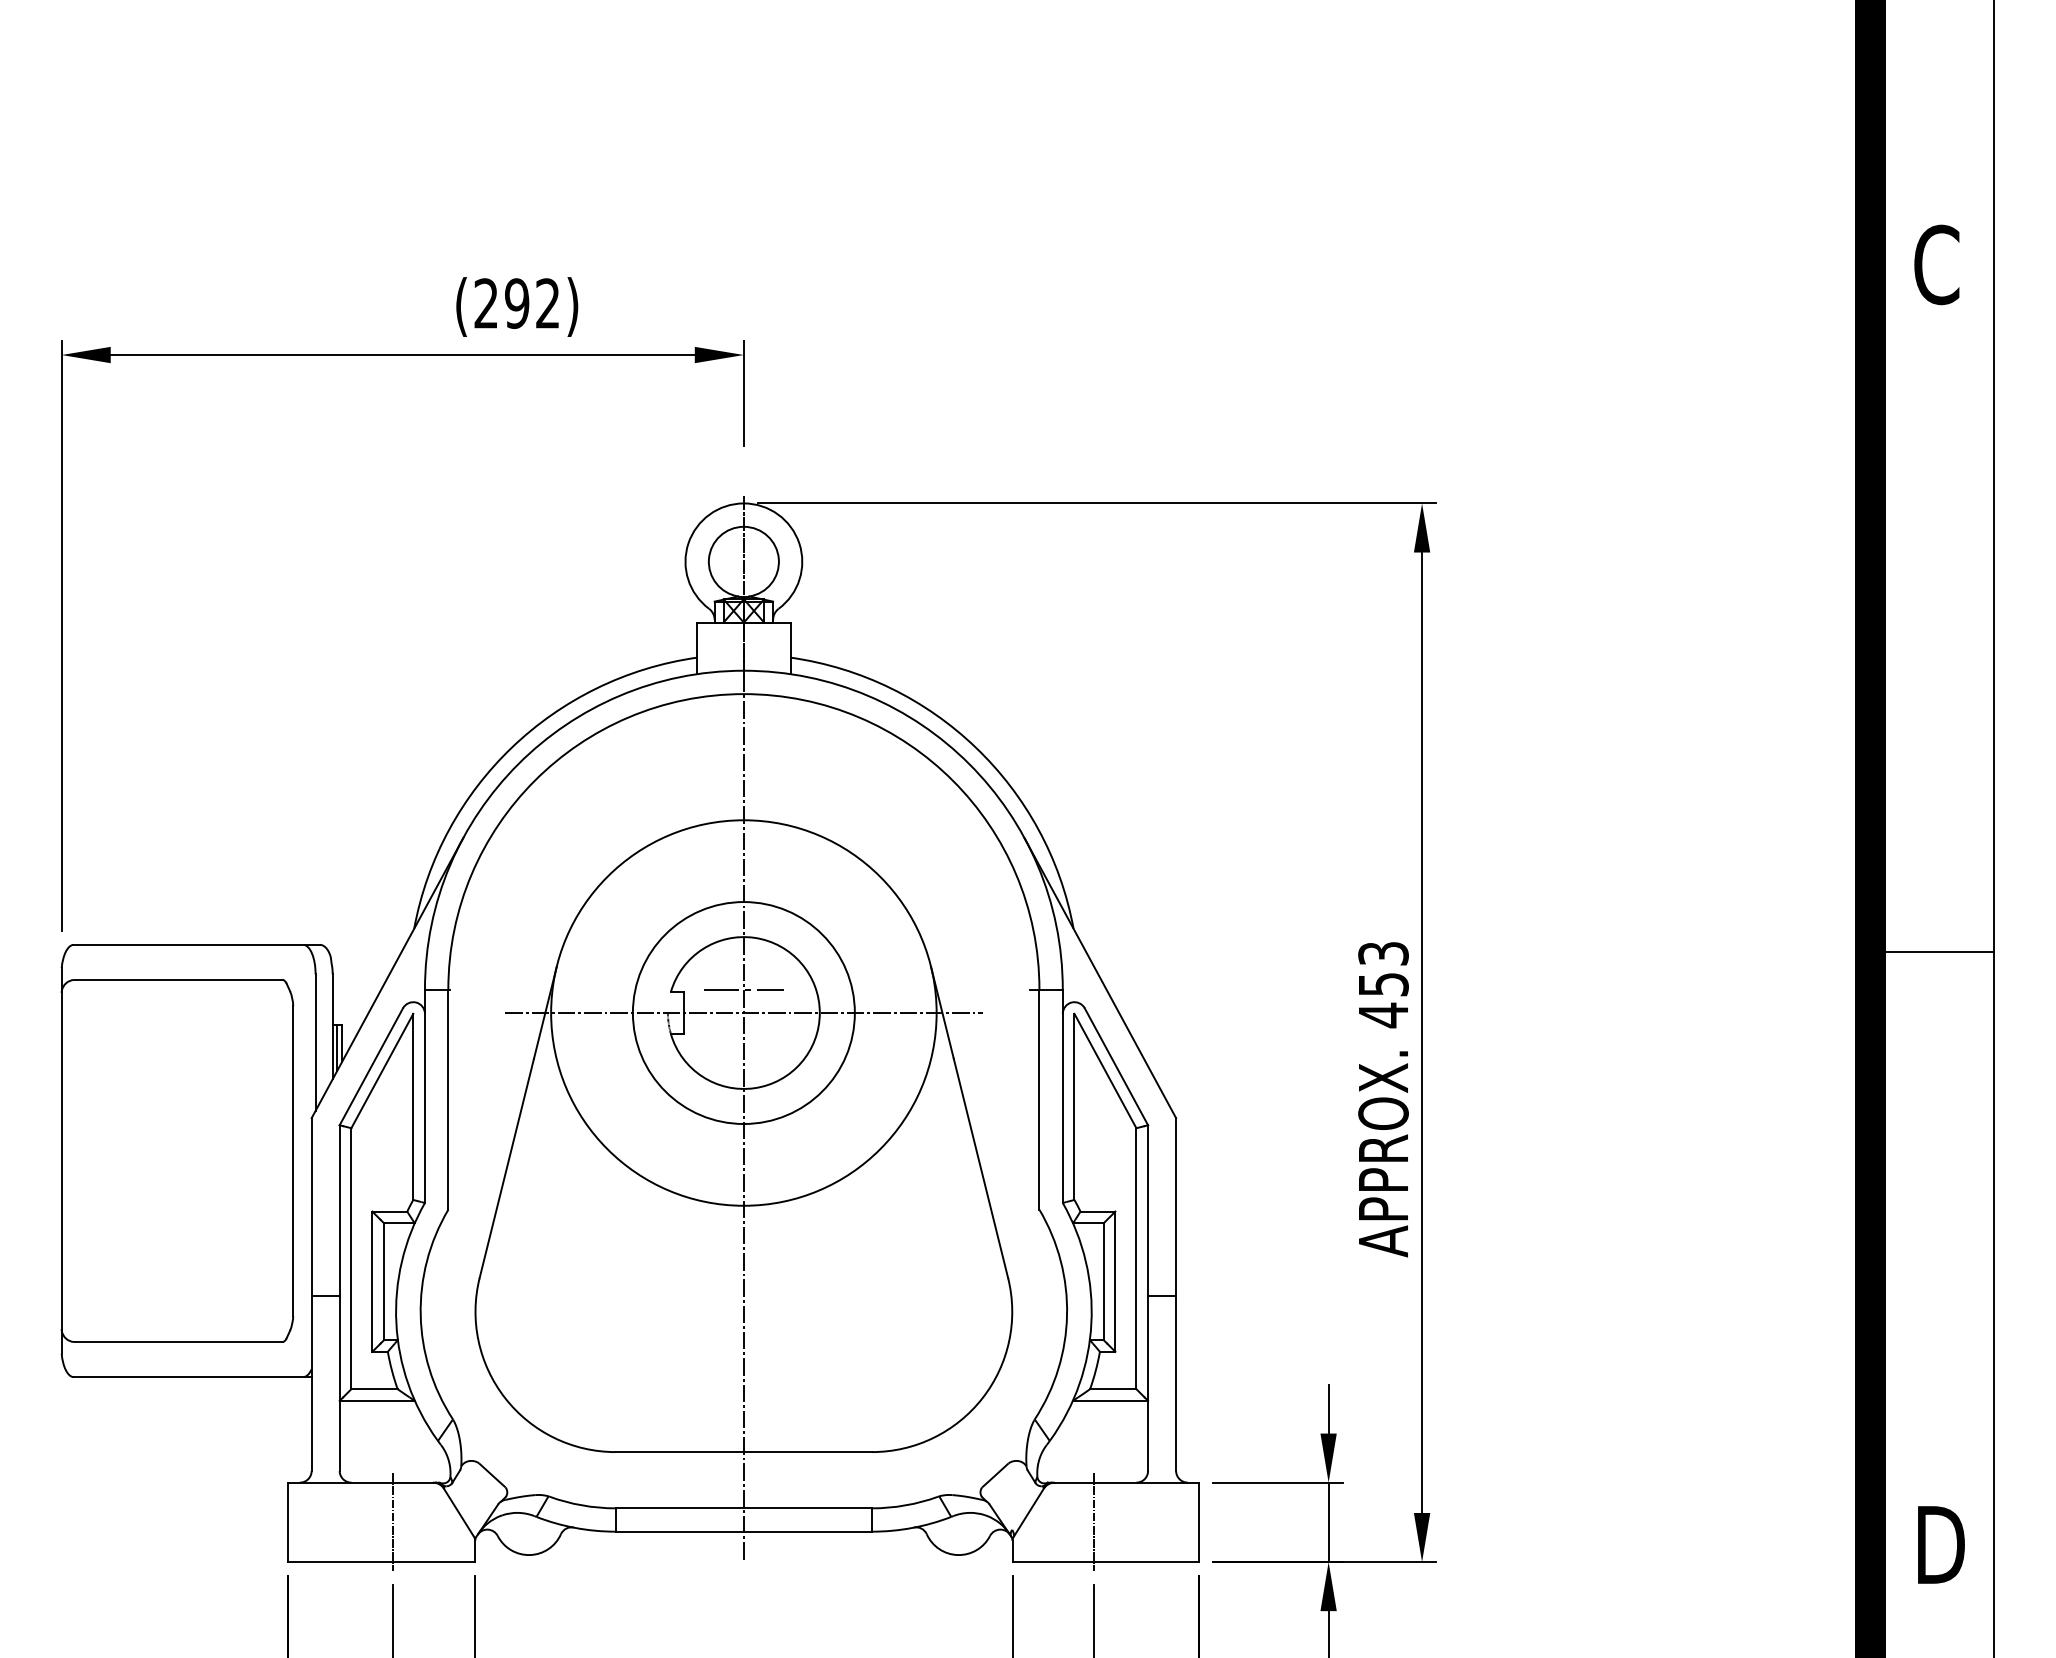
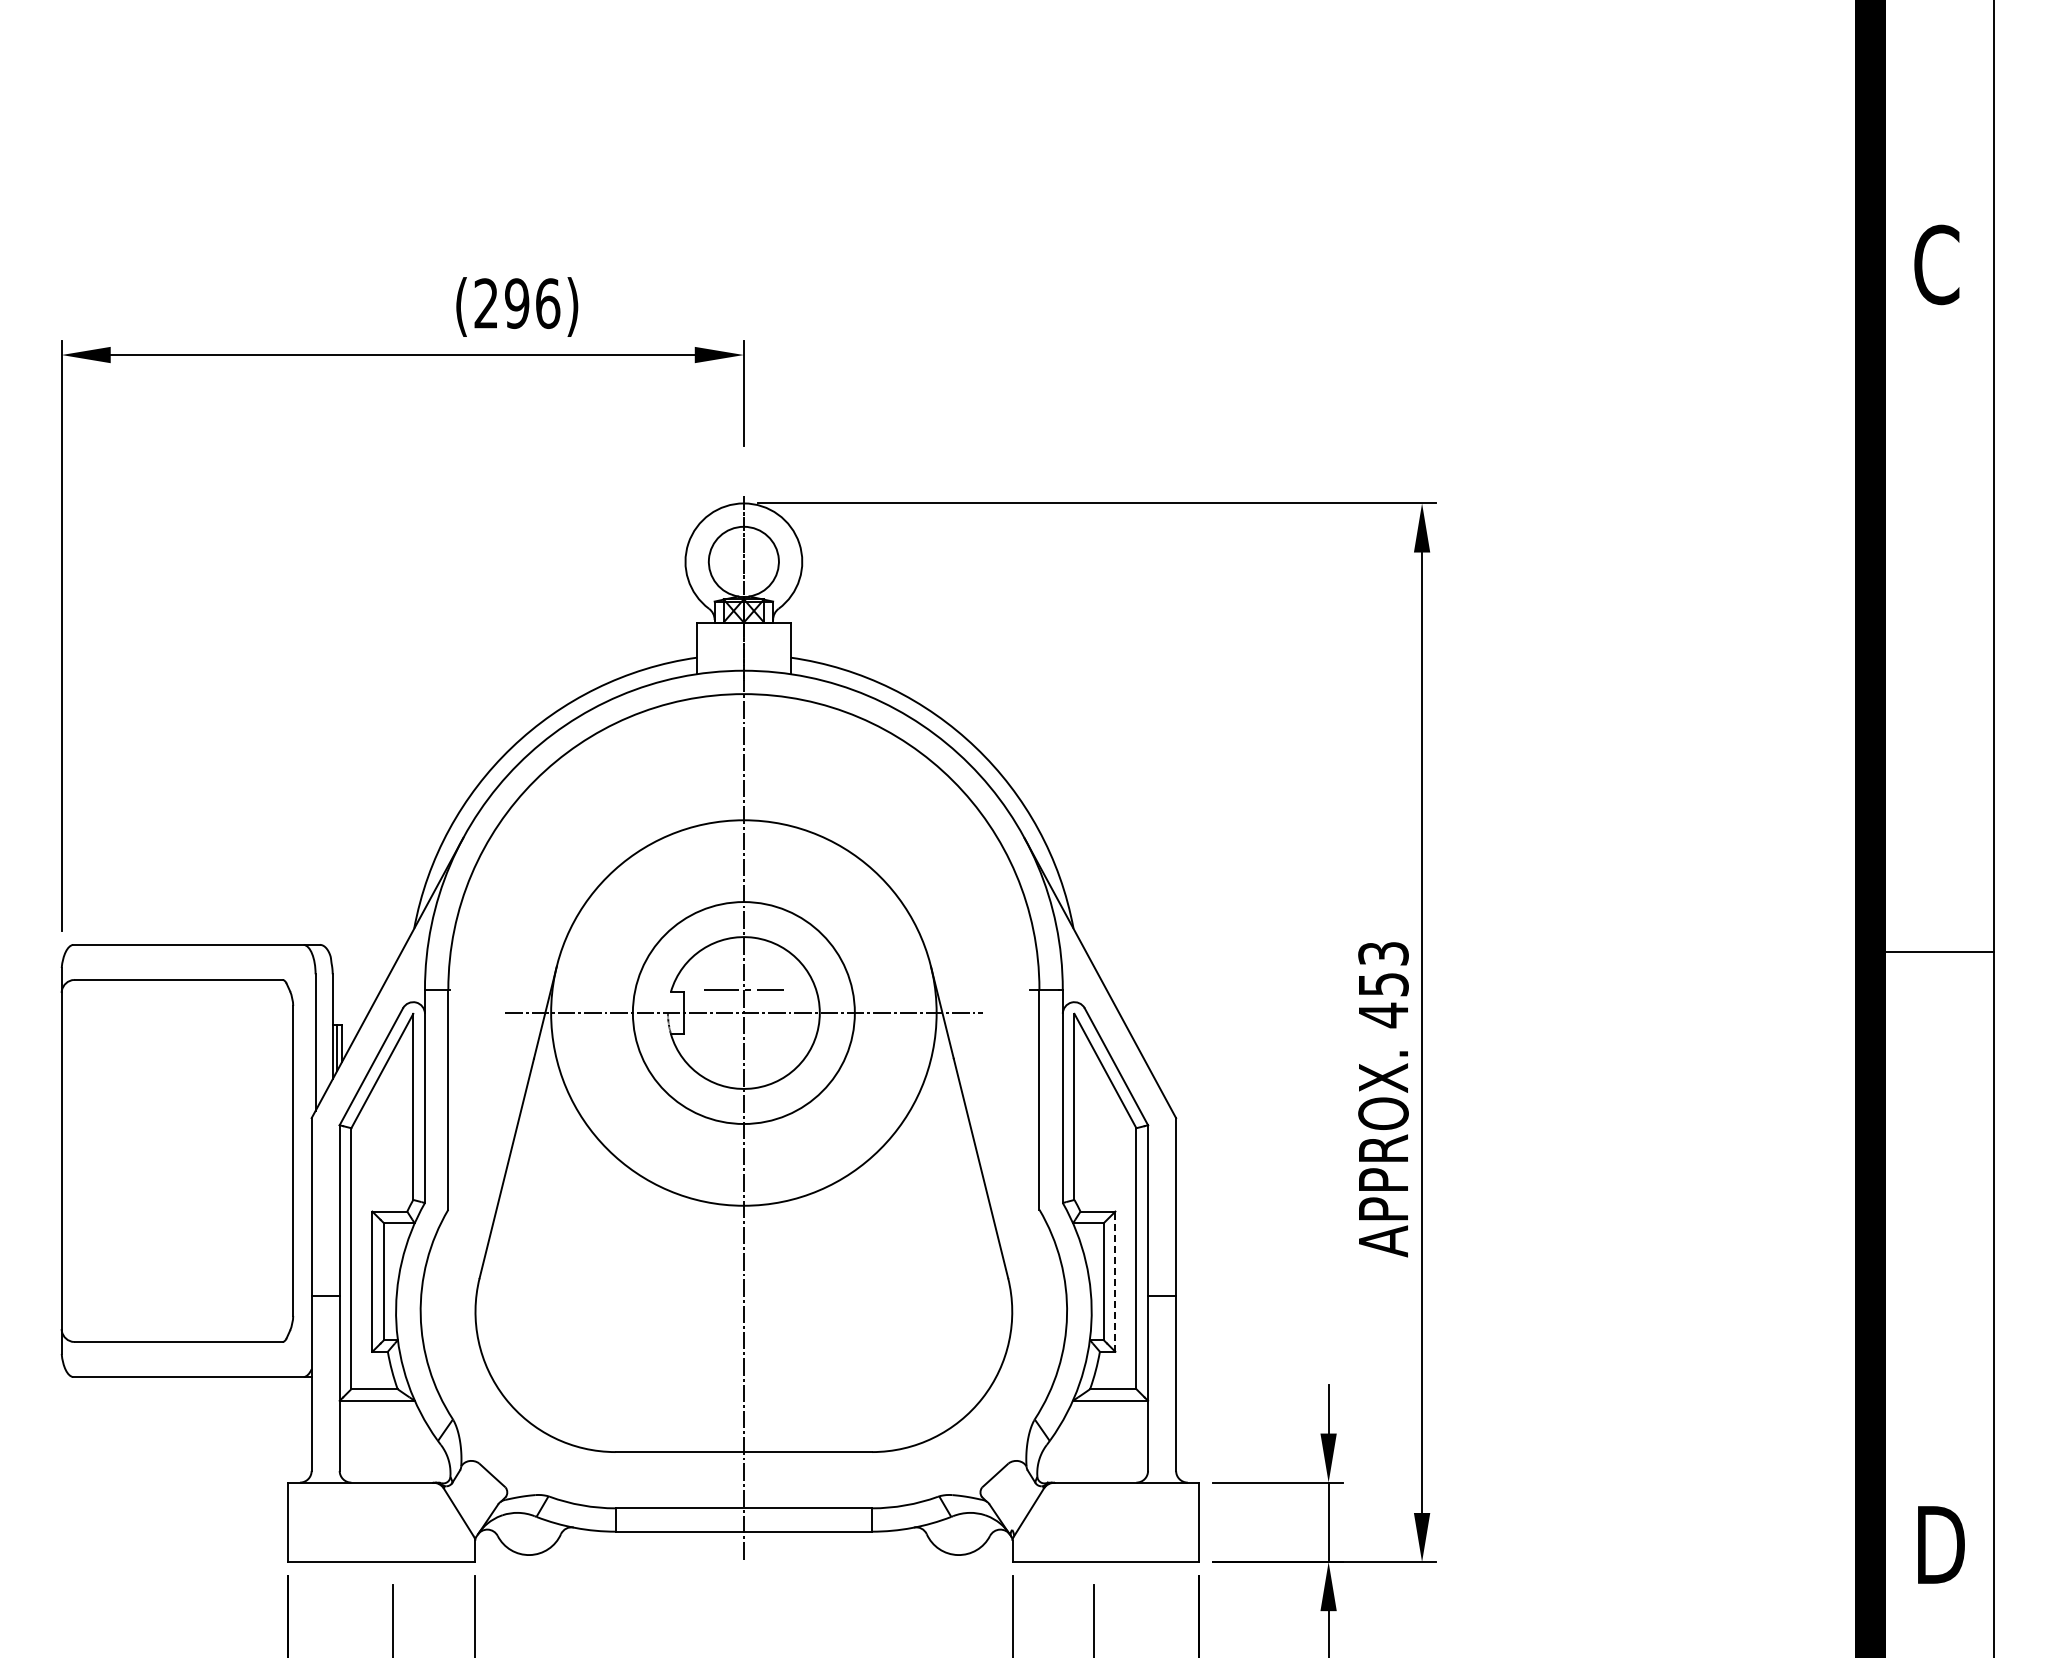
text: (292) -> (296) (548, 303)
line: solid -> dashed (1115, 1281)
line: present -> none (393, 1522)
line: present -> none (1094, 1522)
